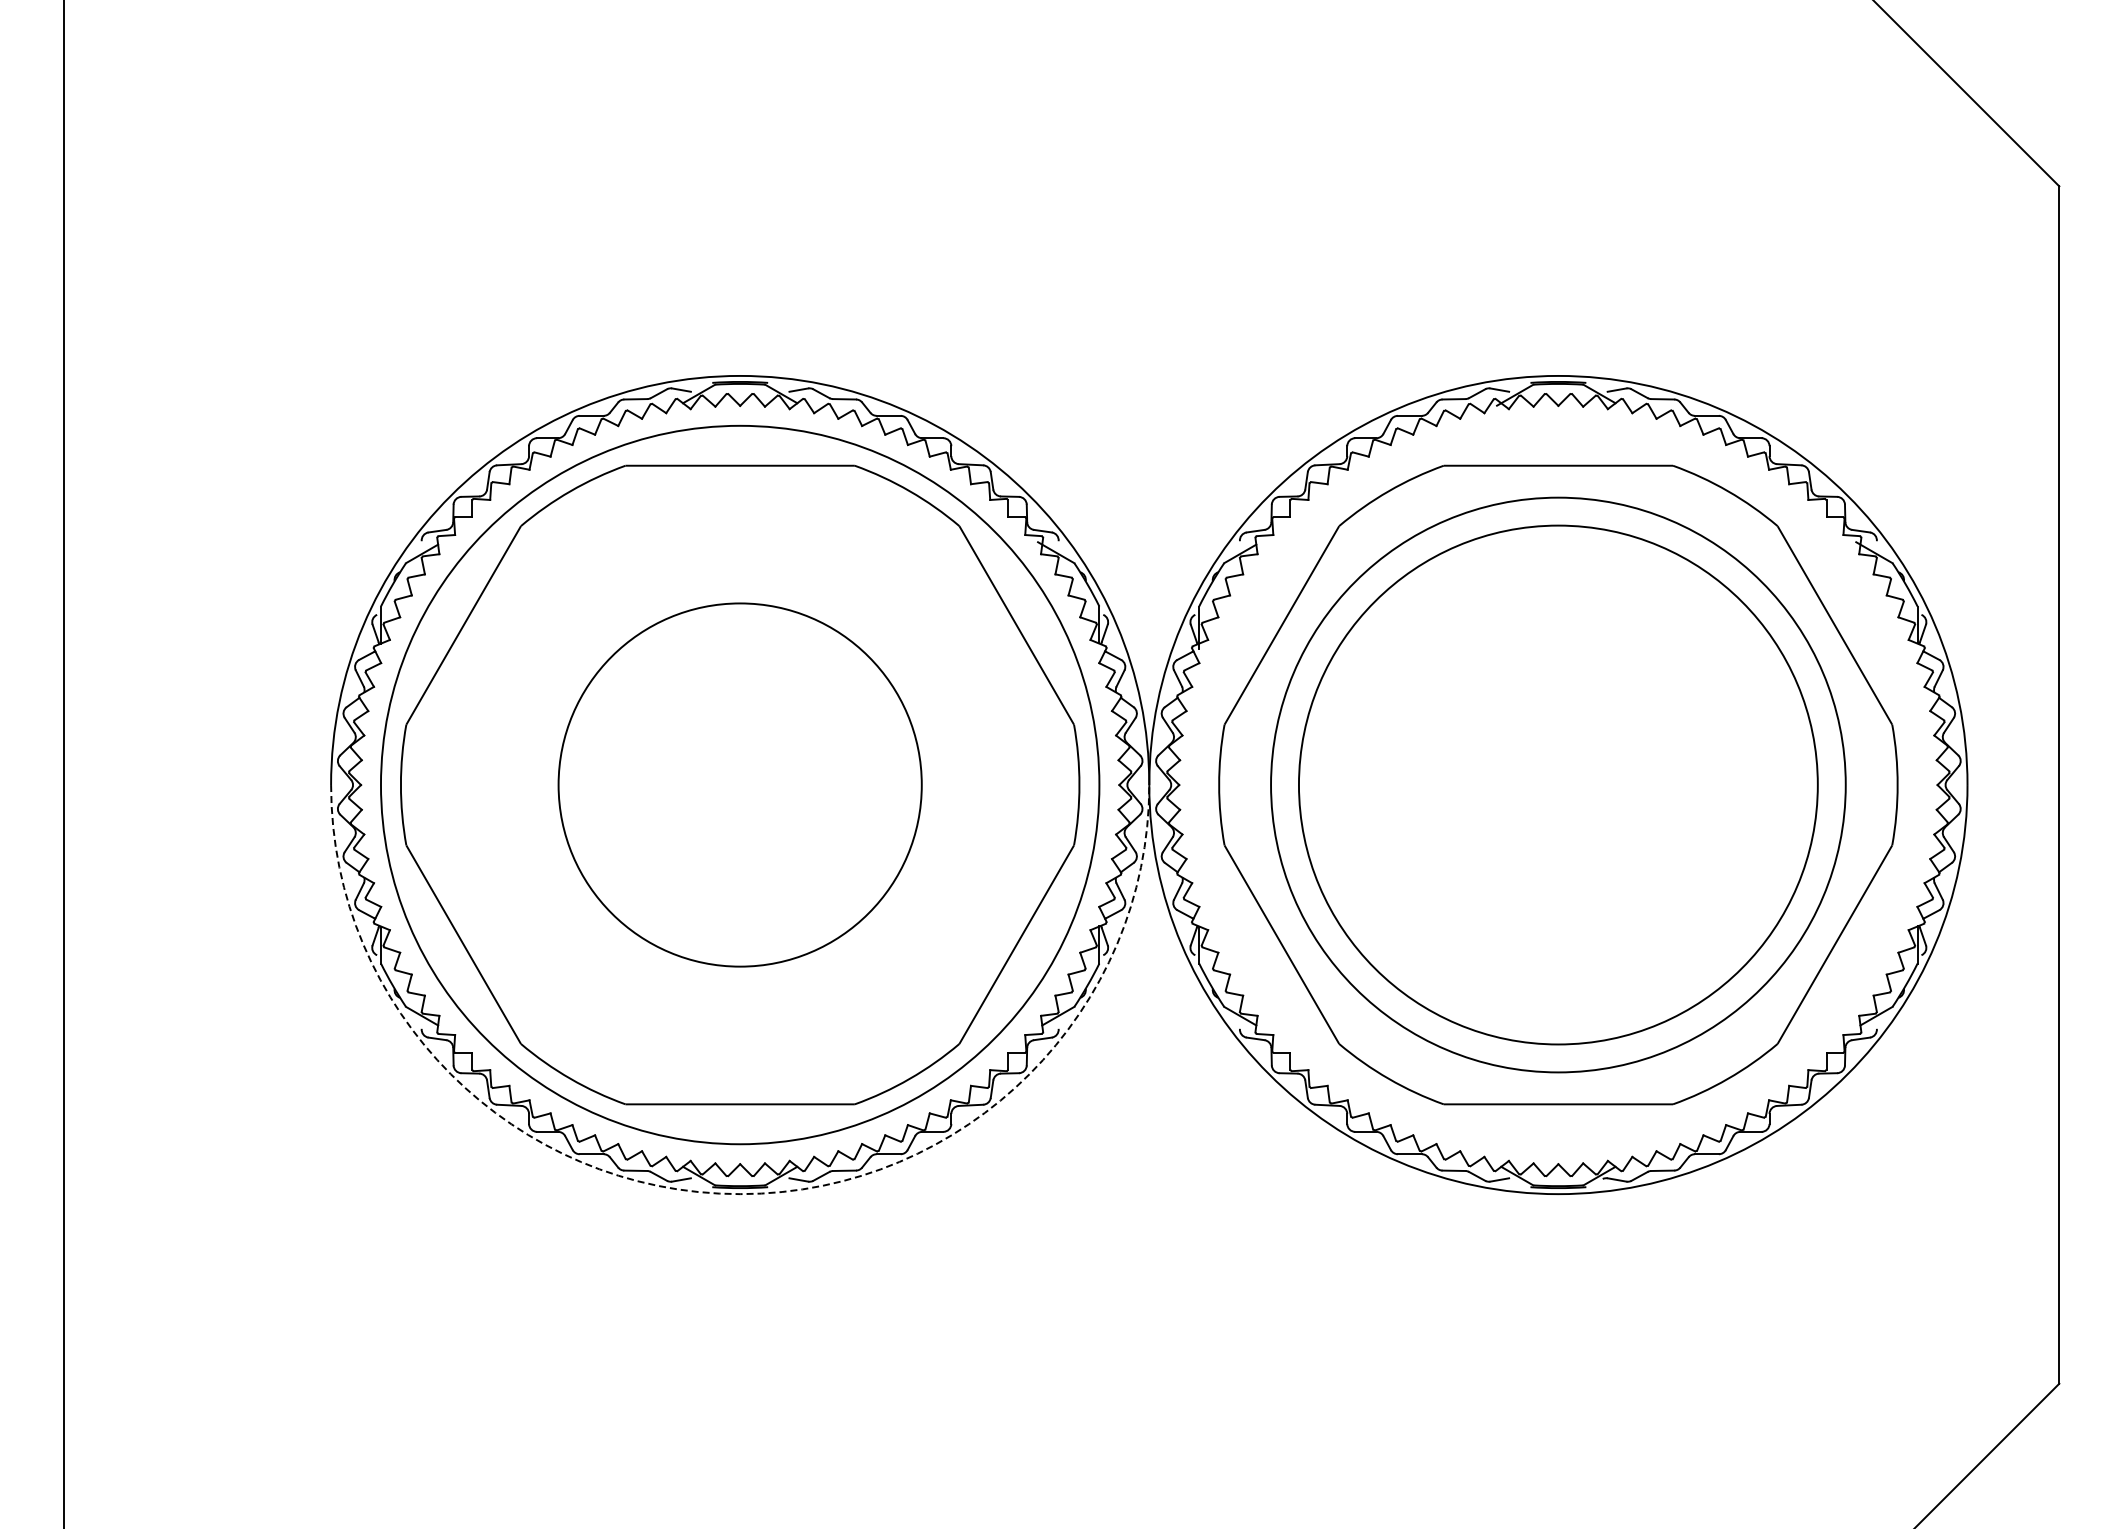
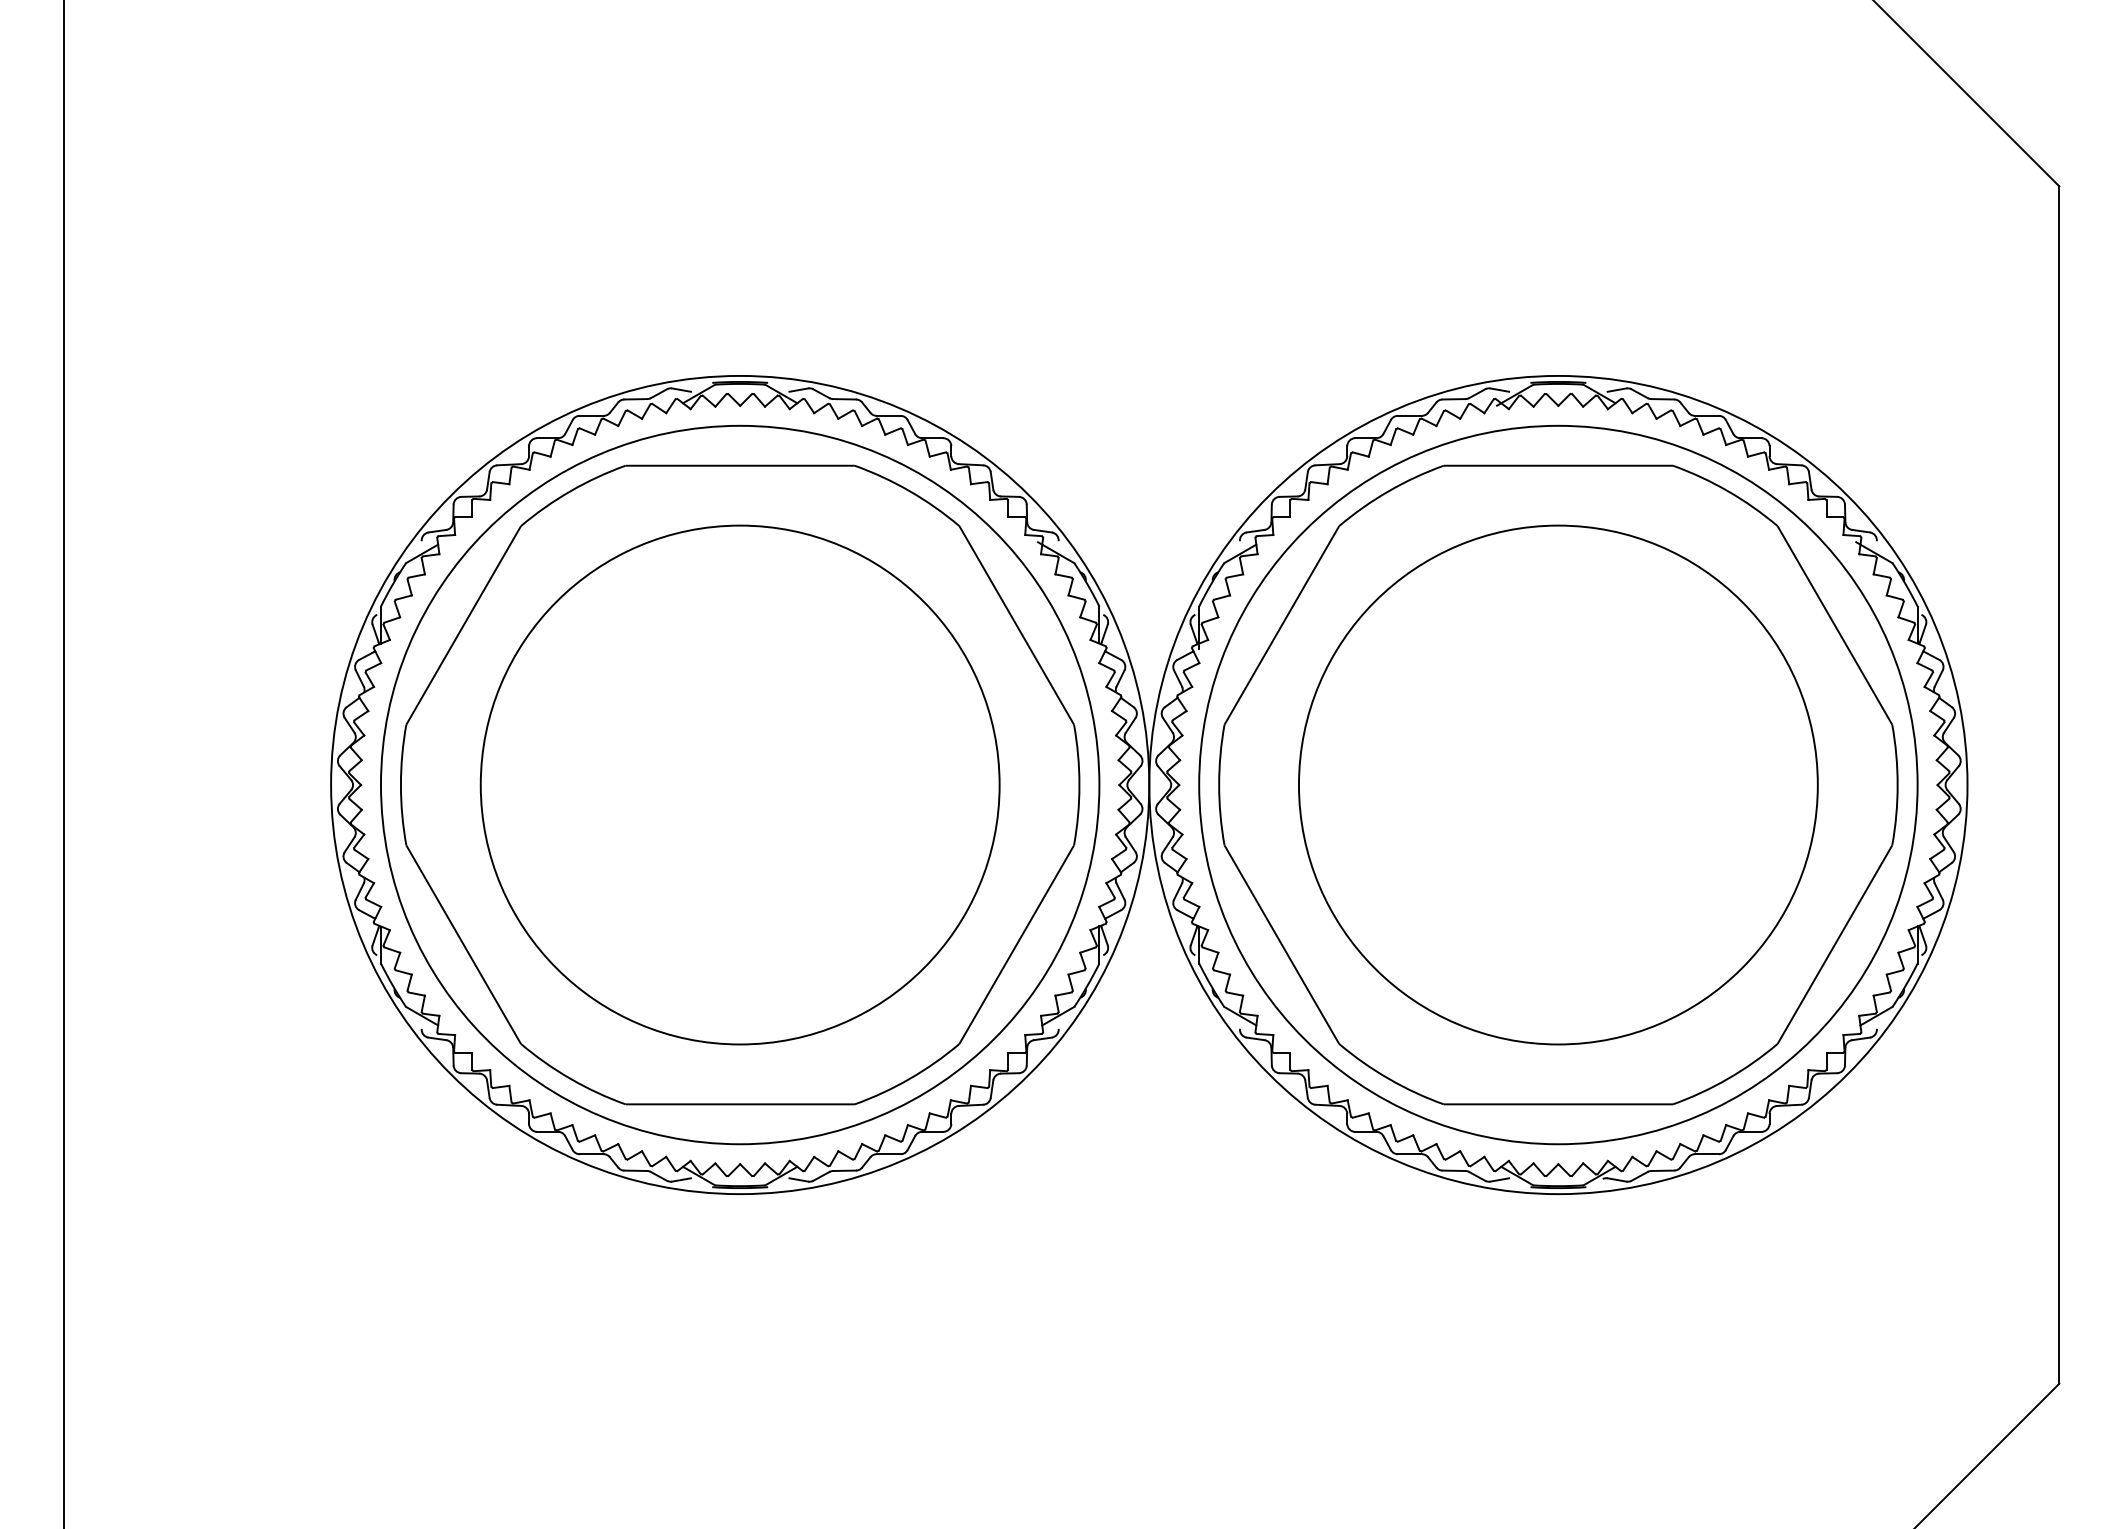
circle diameter: 363 px -> 519 px (739, 784)
circle diameter: 575 px -> 718 px (1558, 784)
arc: dashed -> solid (740, 1194)
